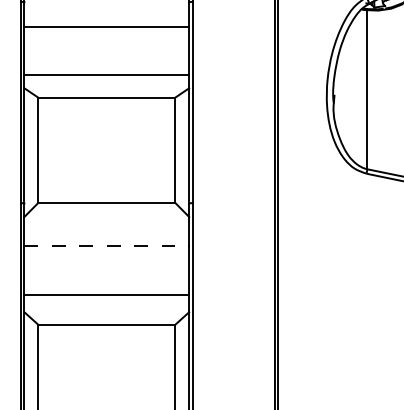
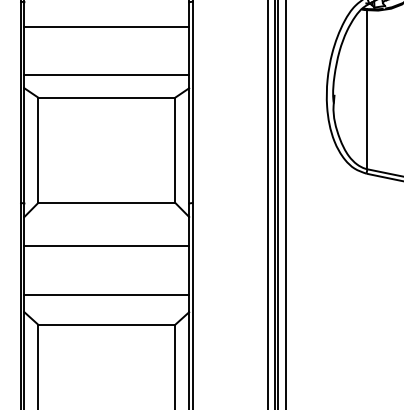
line: none -> present (268, 204)
line: none -> present (285, 204)
line: dashed -> solid (107, 246)
